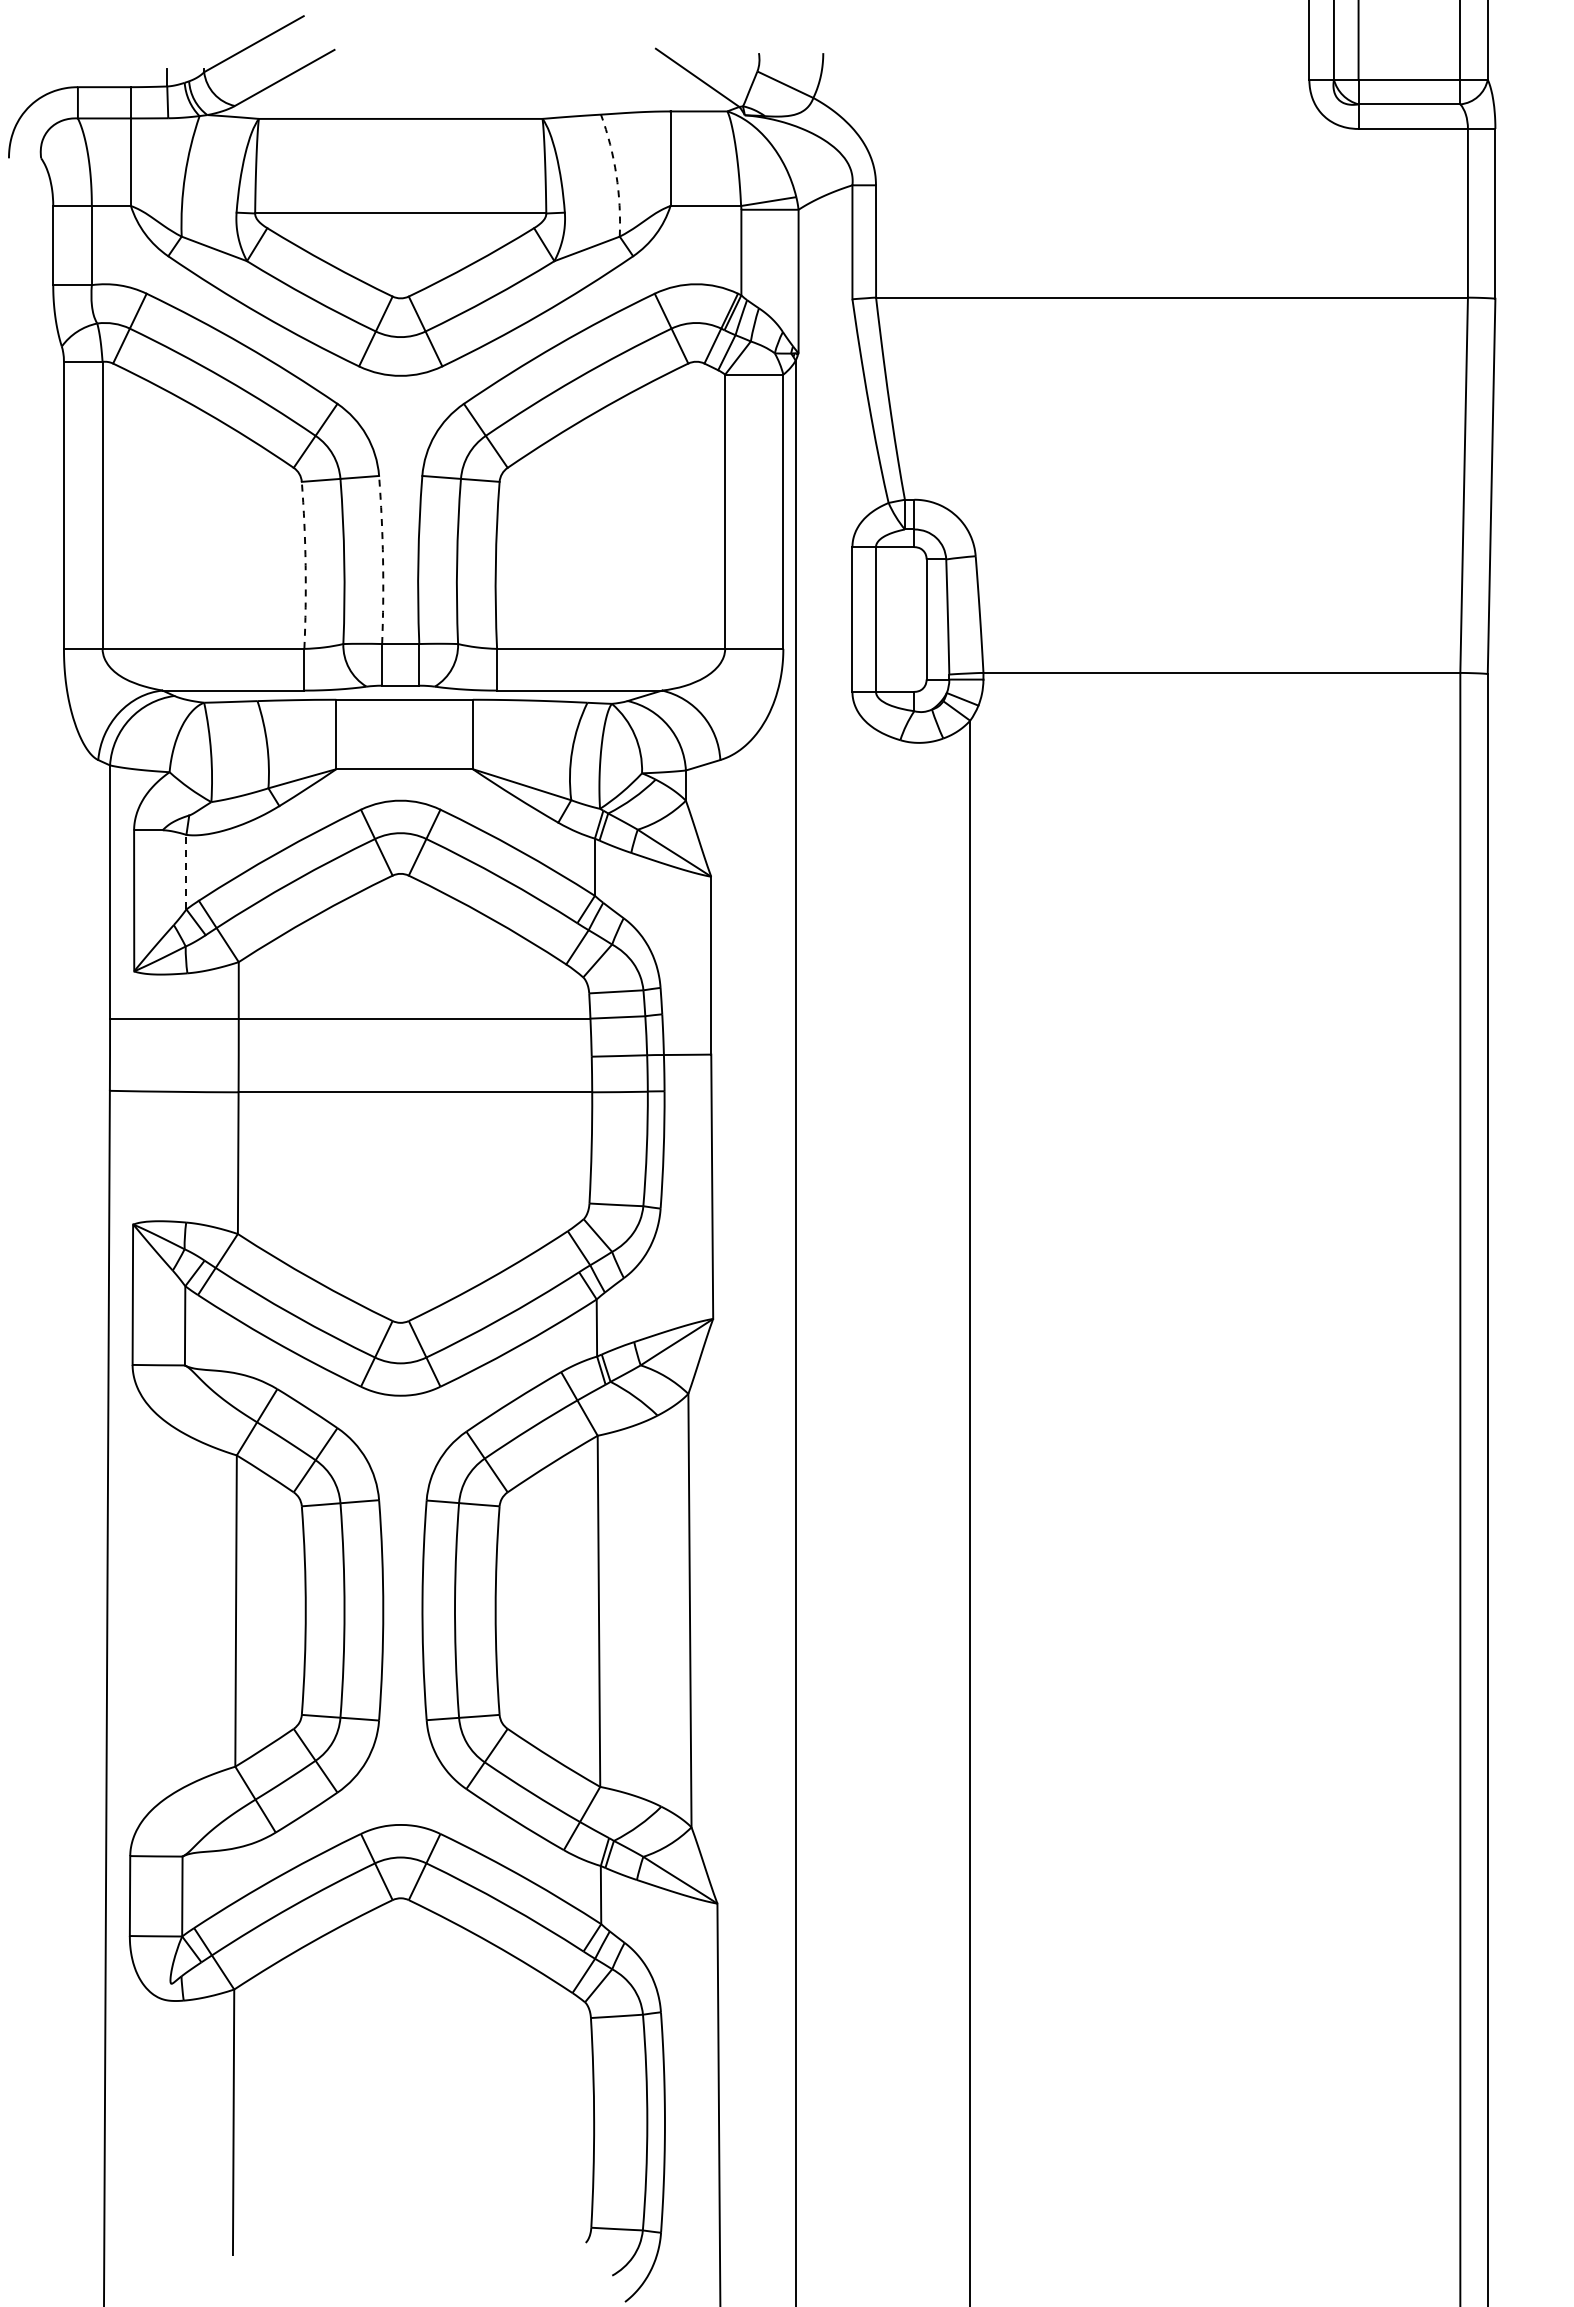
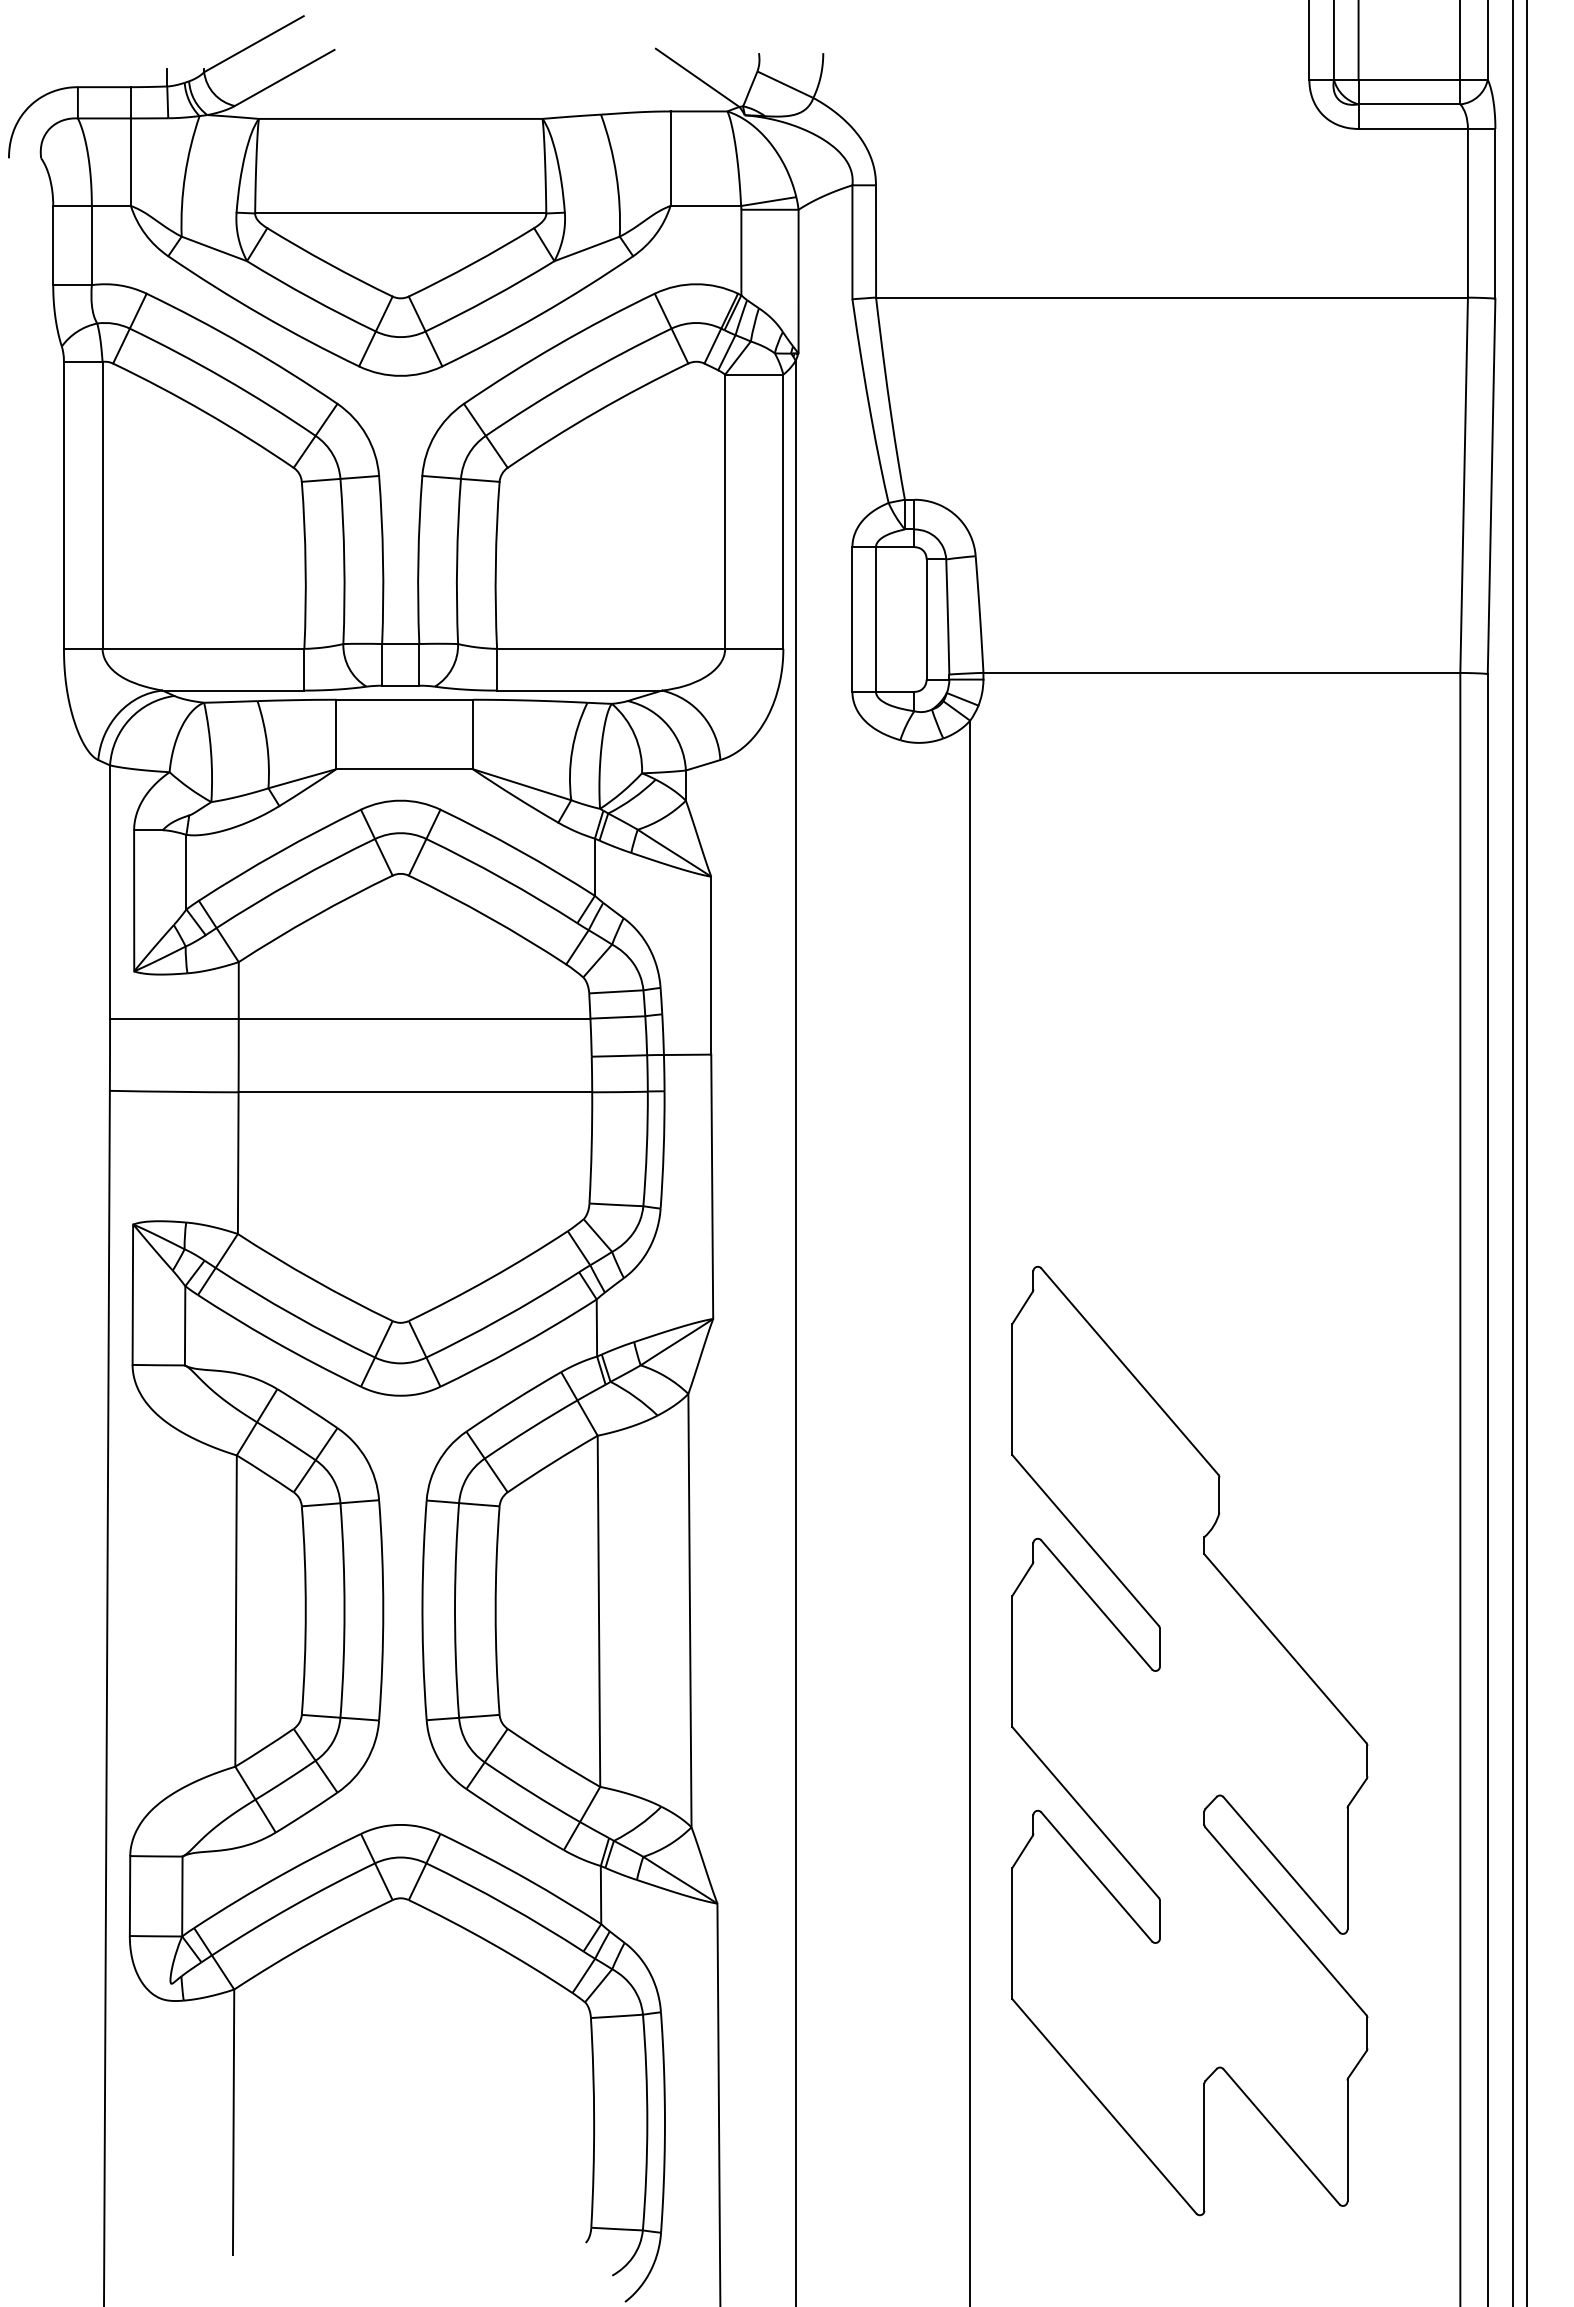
arc: dashed -> solid (616, 174)
arc: dashed -> solid (383, 559)
arc: dashed -> solid (305, 565)
line: dashed -> solid (186, 871)
line: none -> present (1512, 1152)
line: none -> present (1526, 1152)
part: none -> present (1189, 1741)
